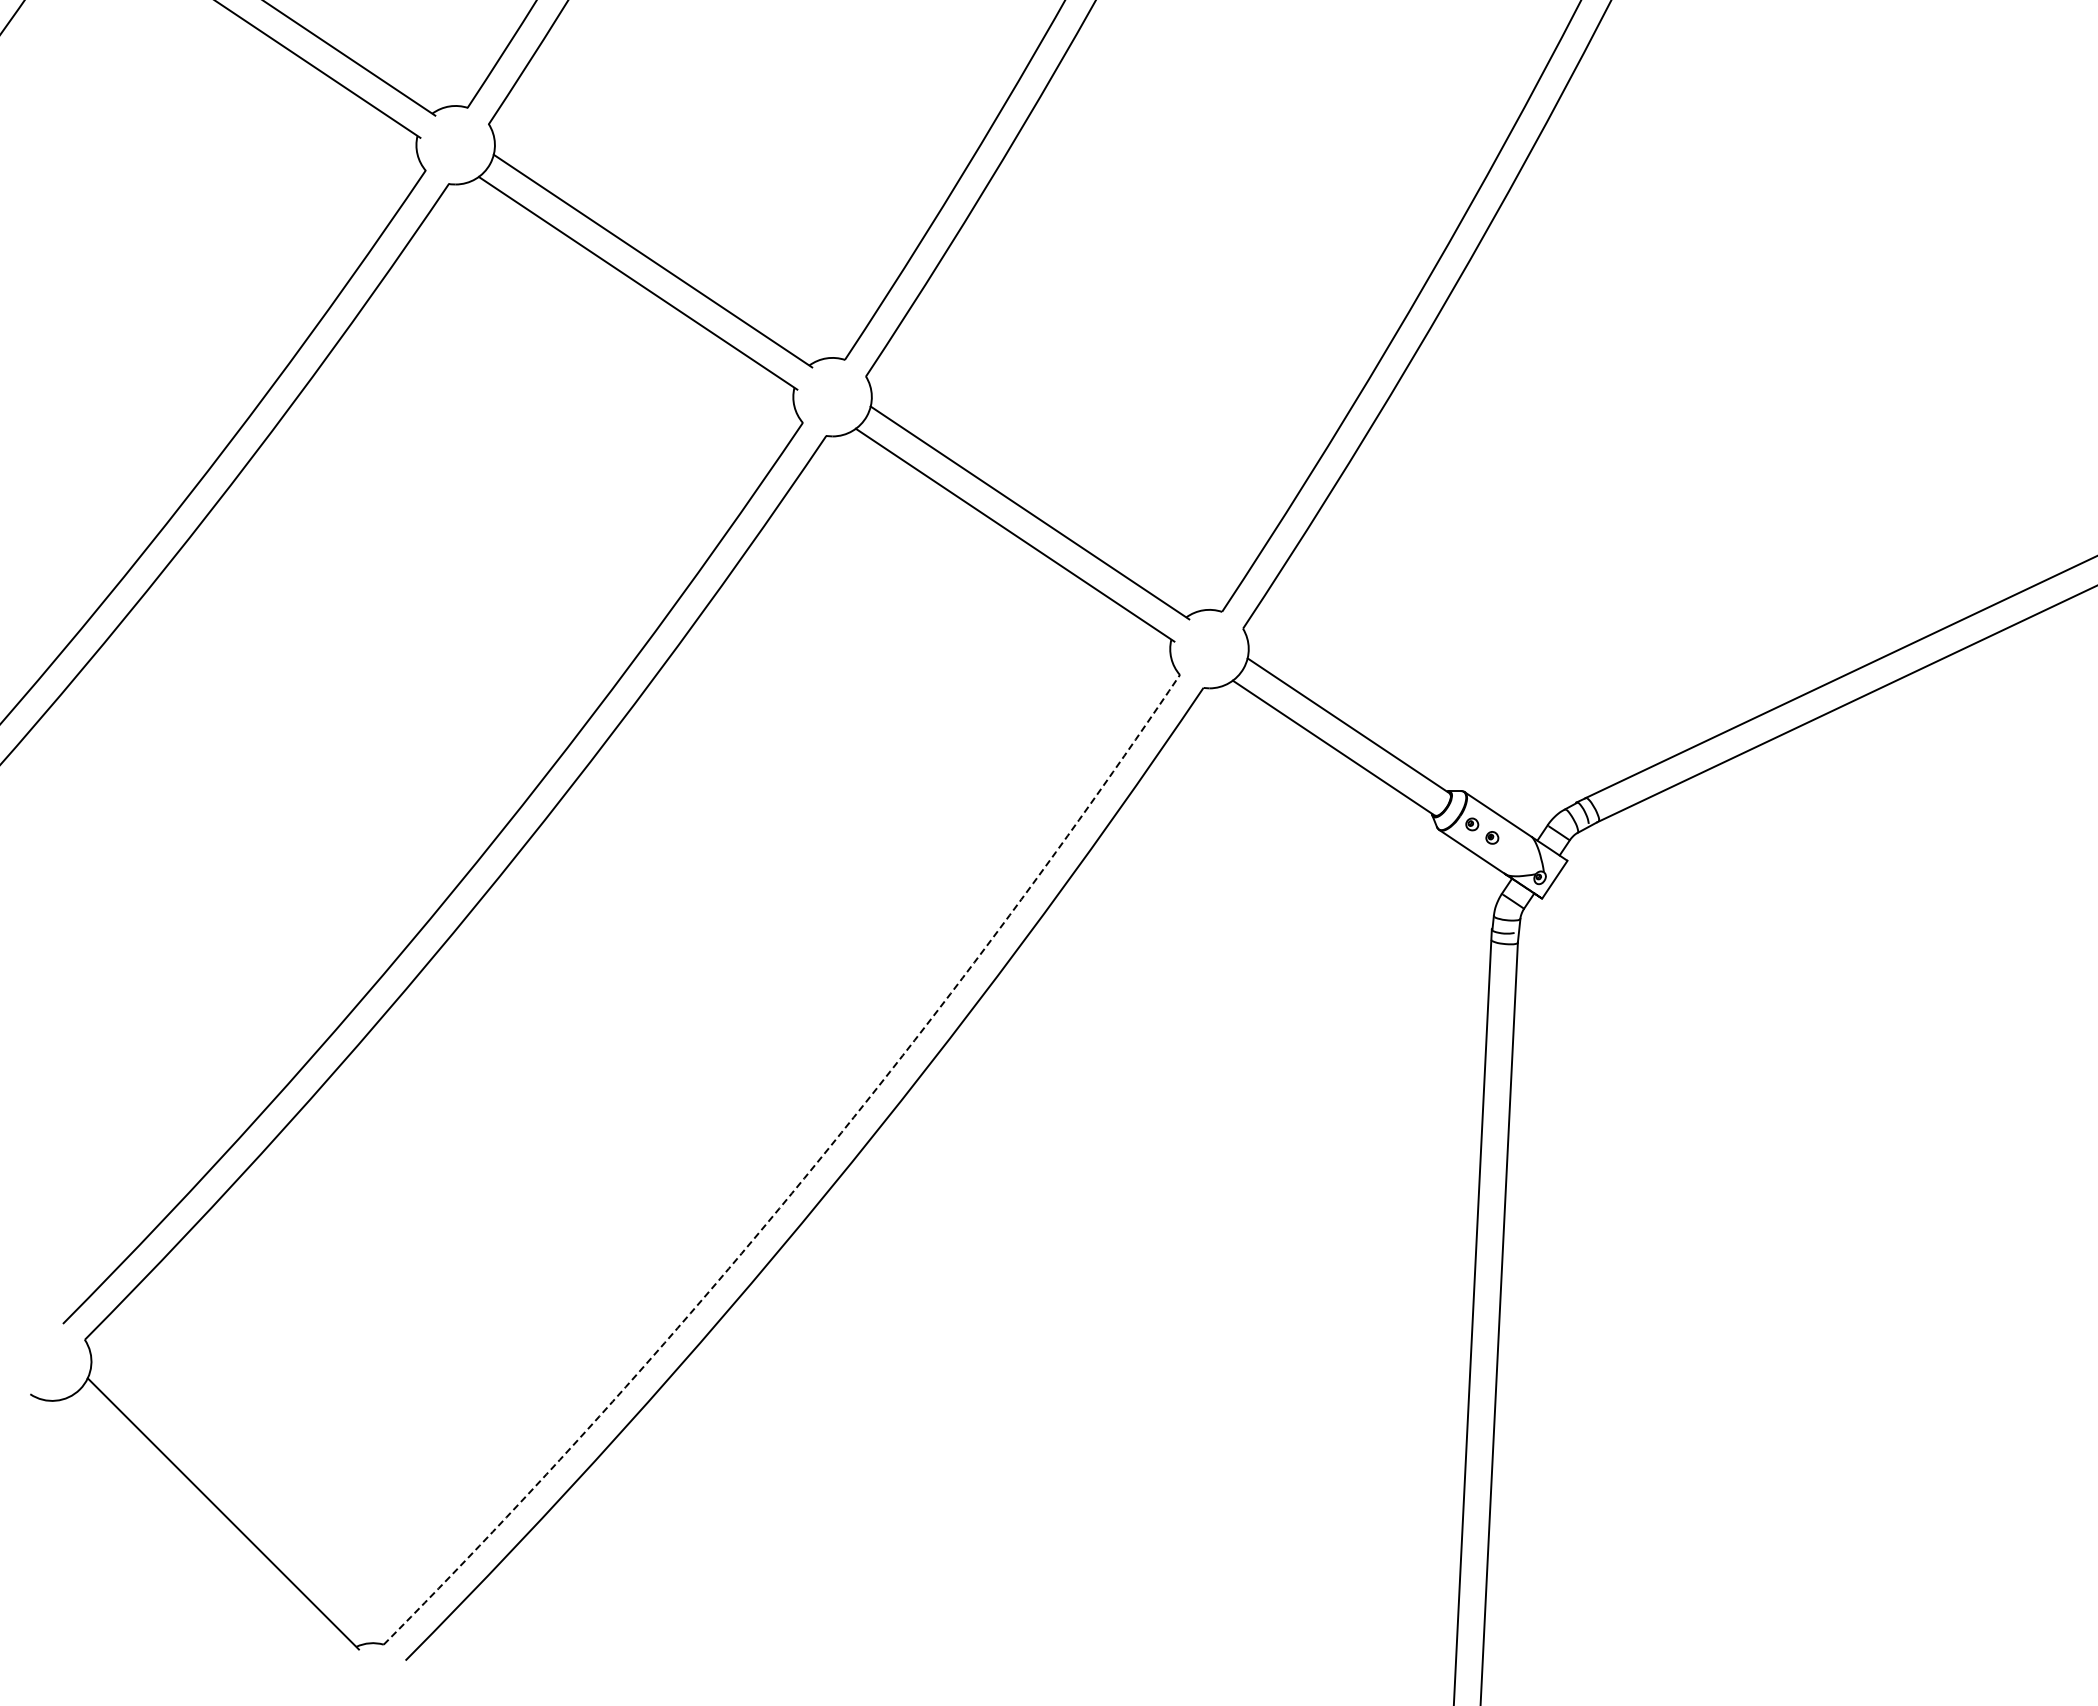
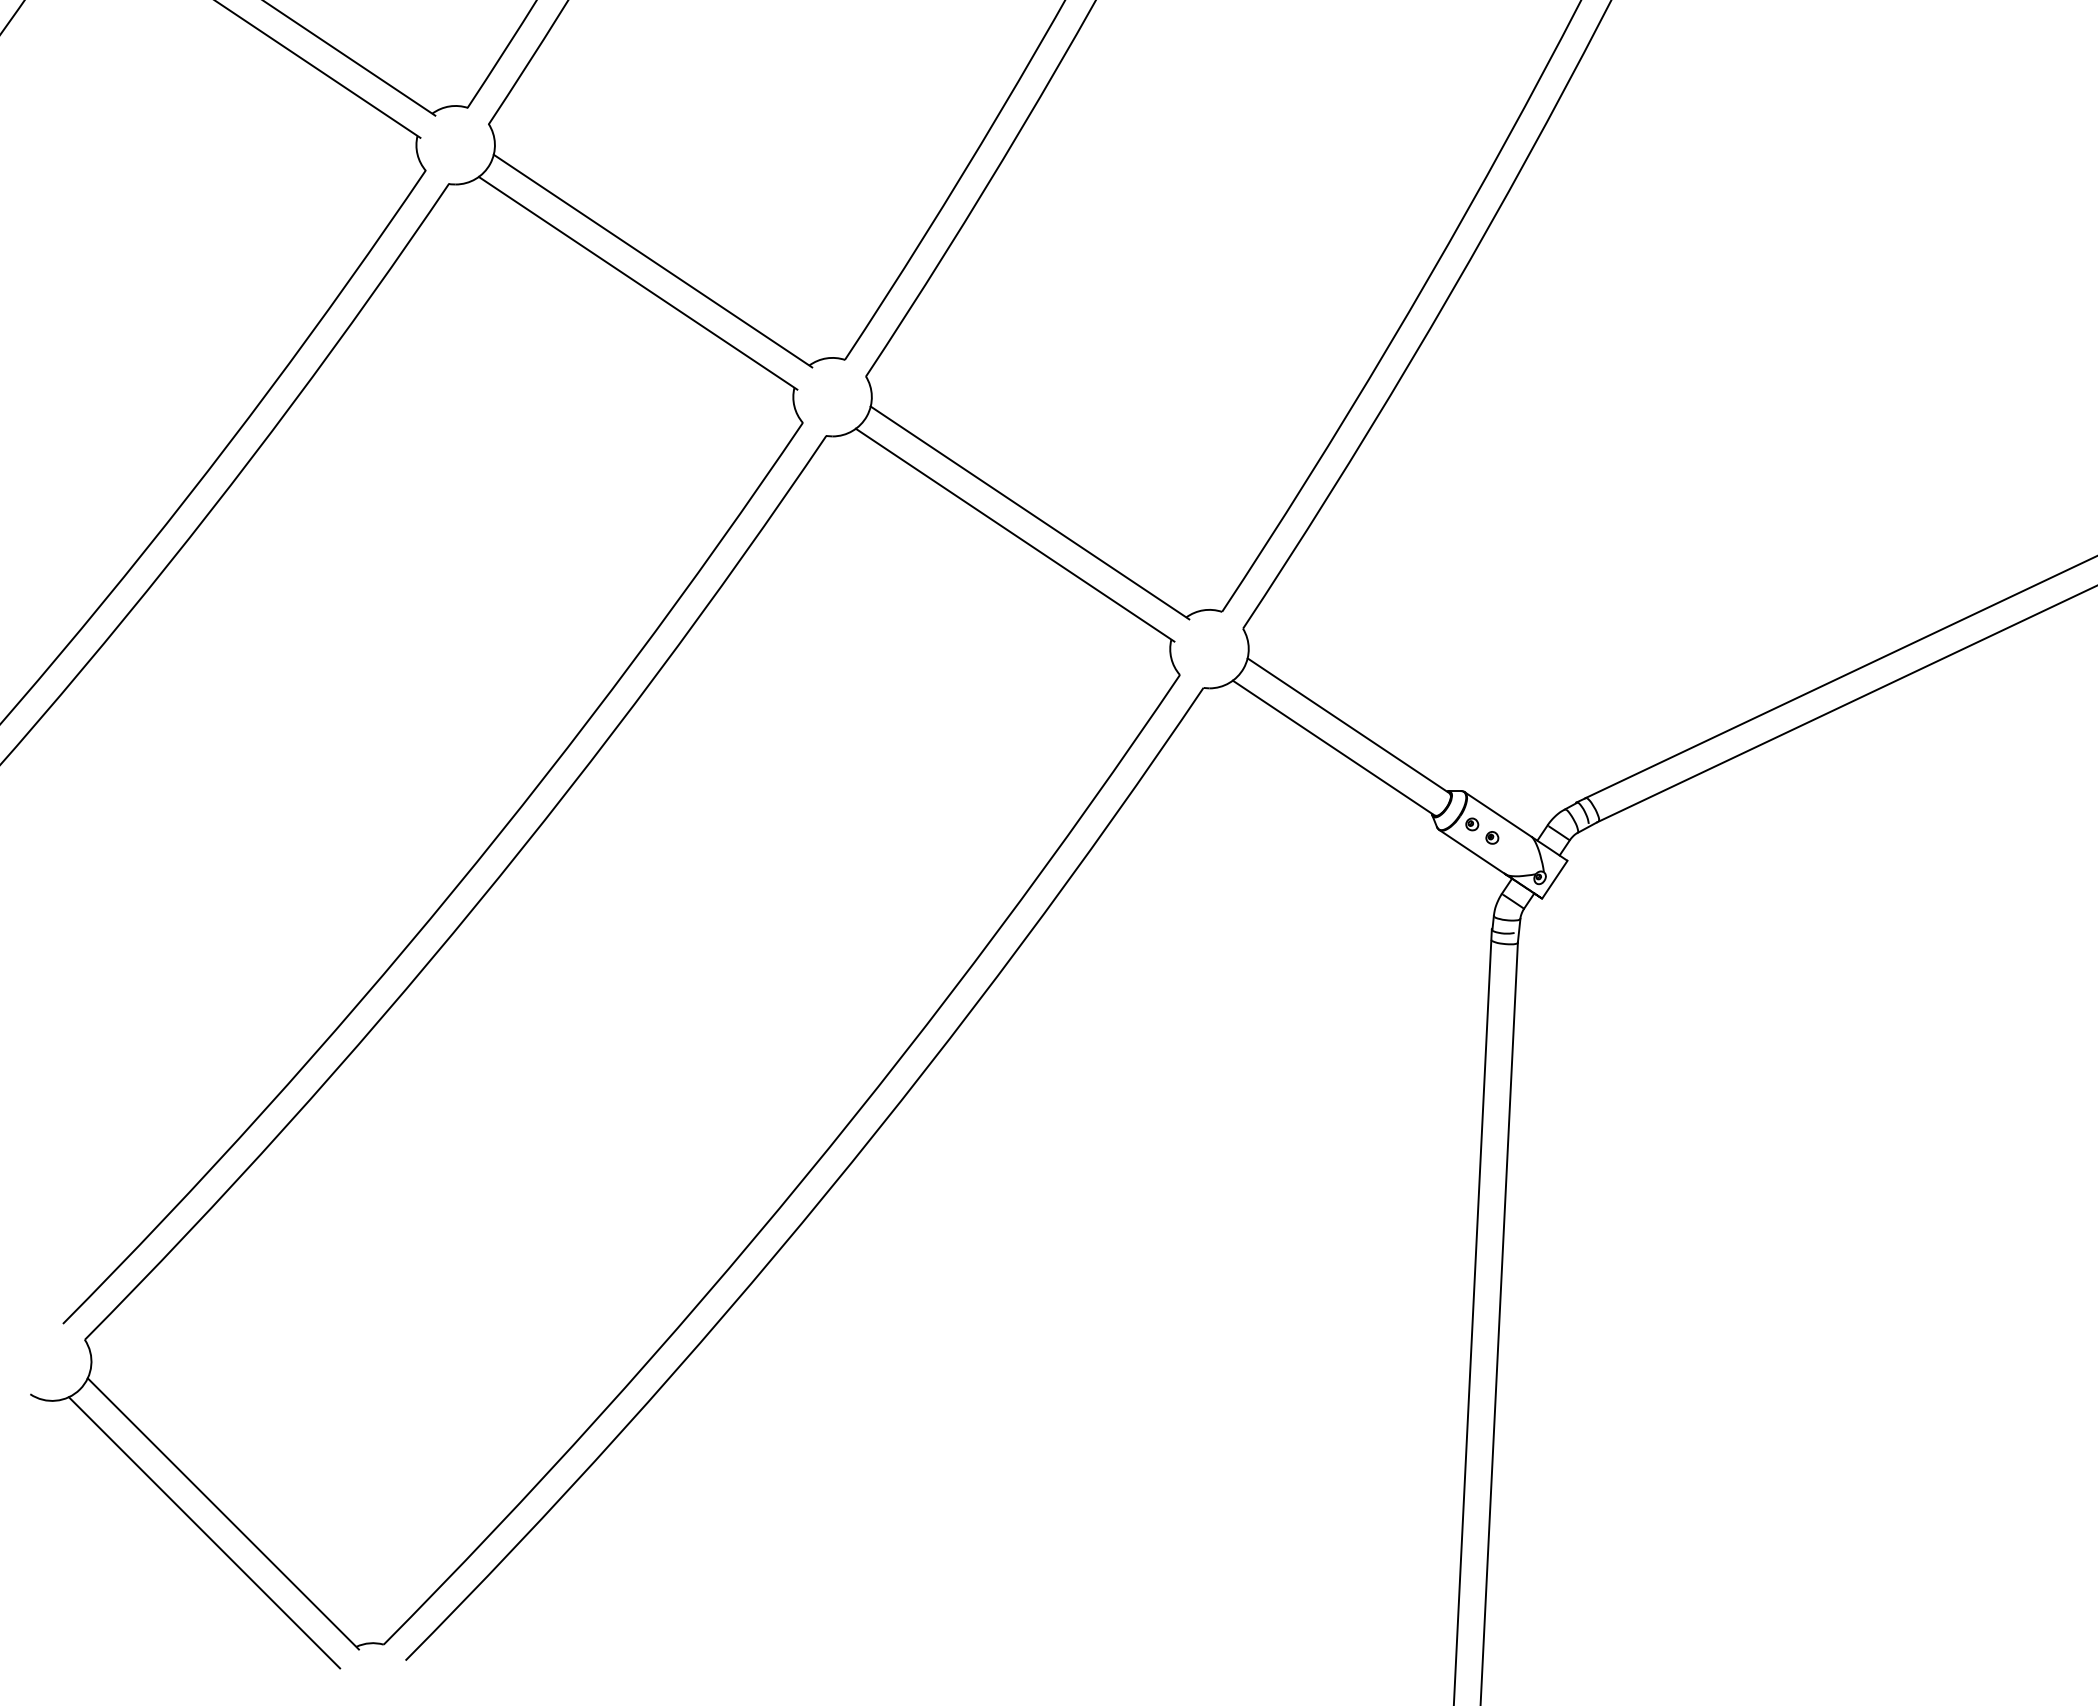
arc: dashed -> solid (804, 1178)
line: none -> present (204, 1532)
